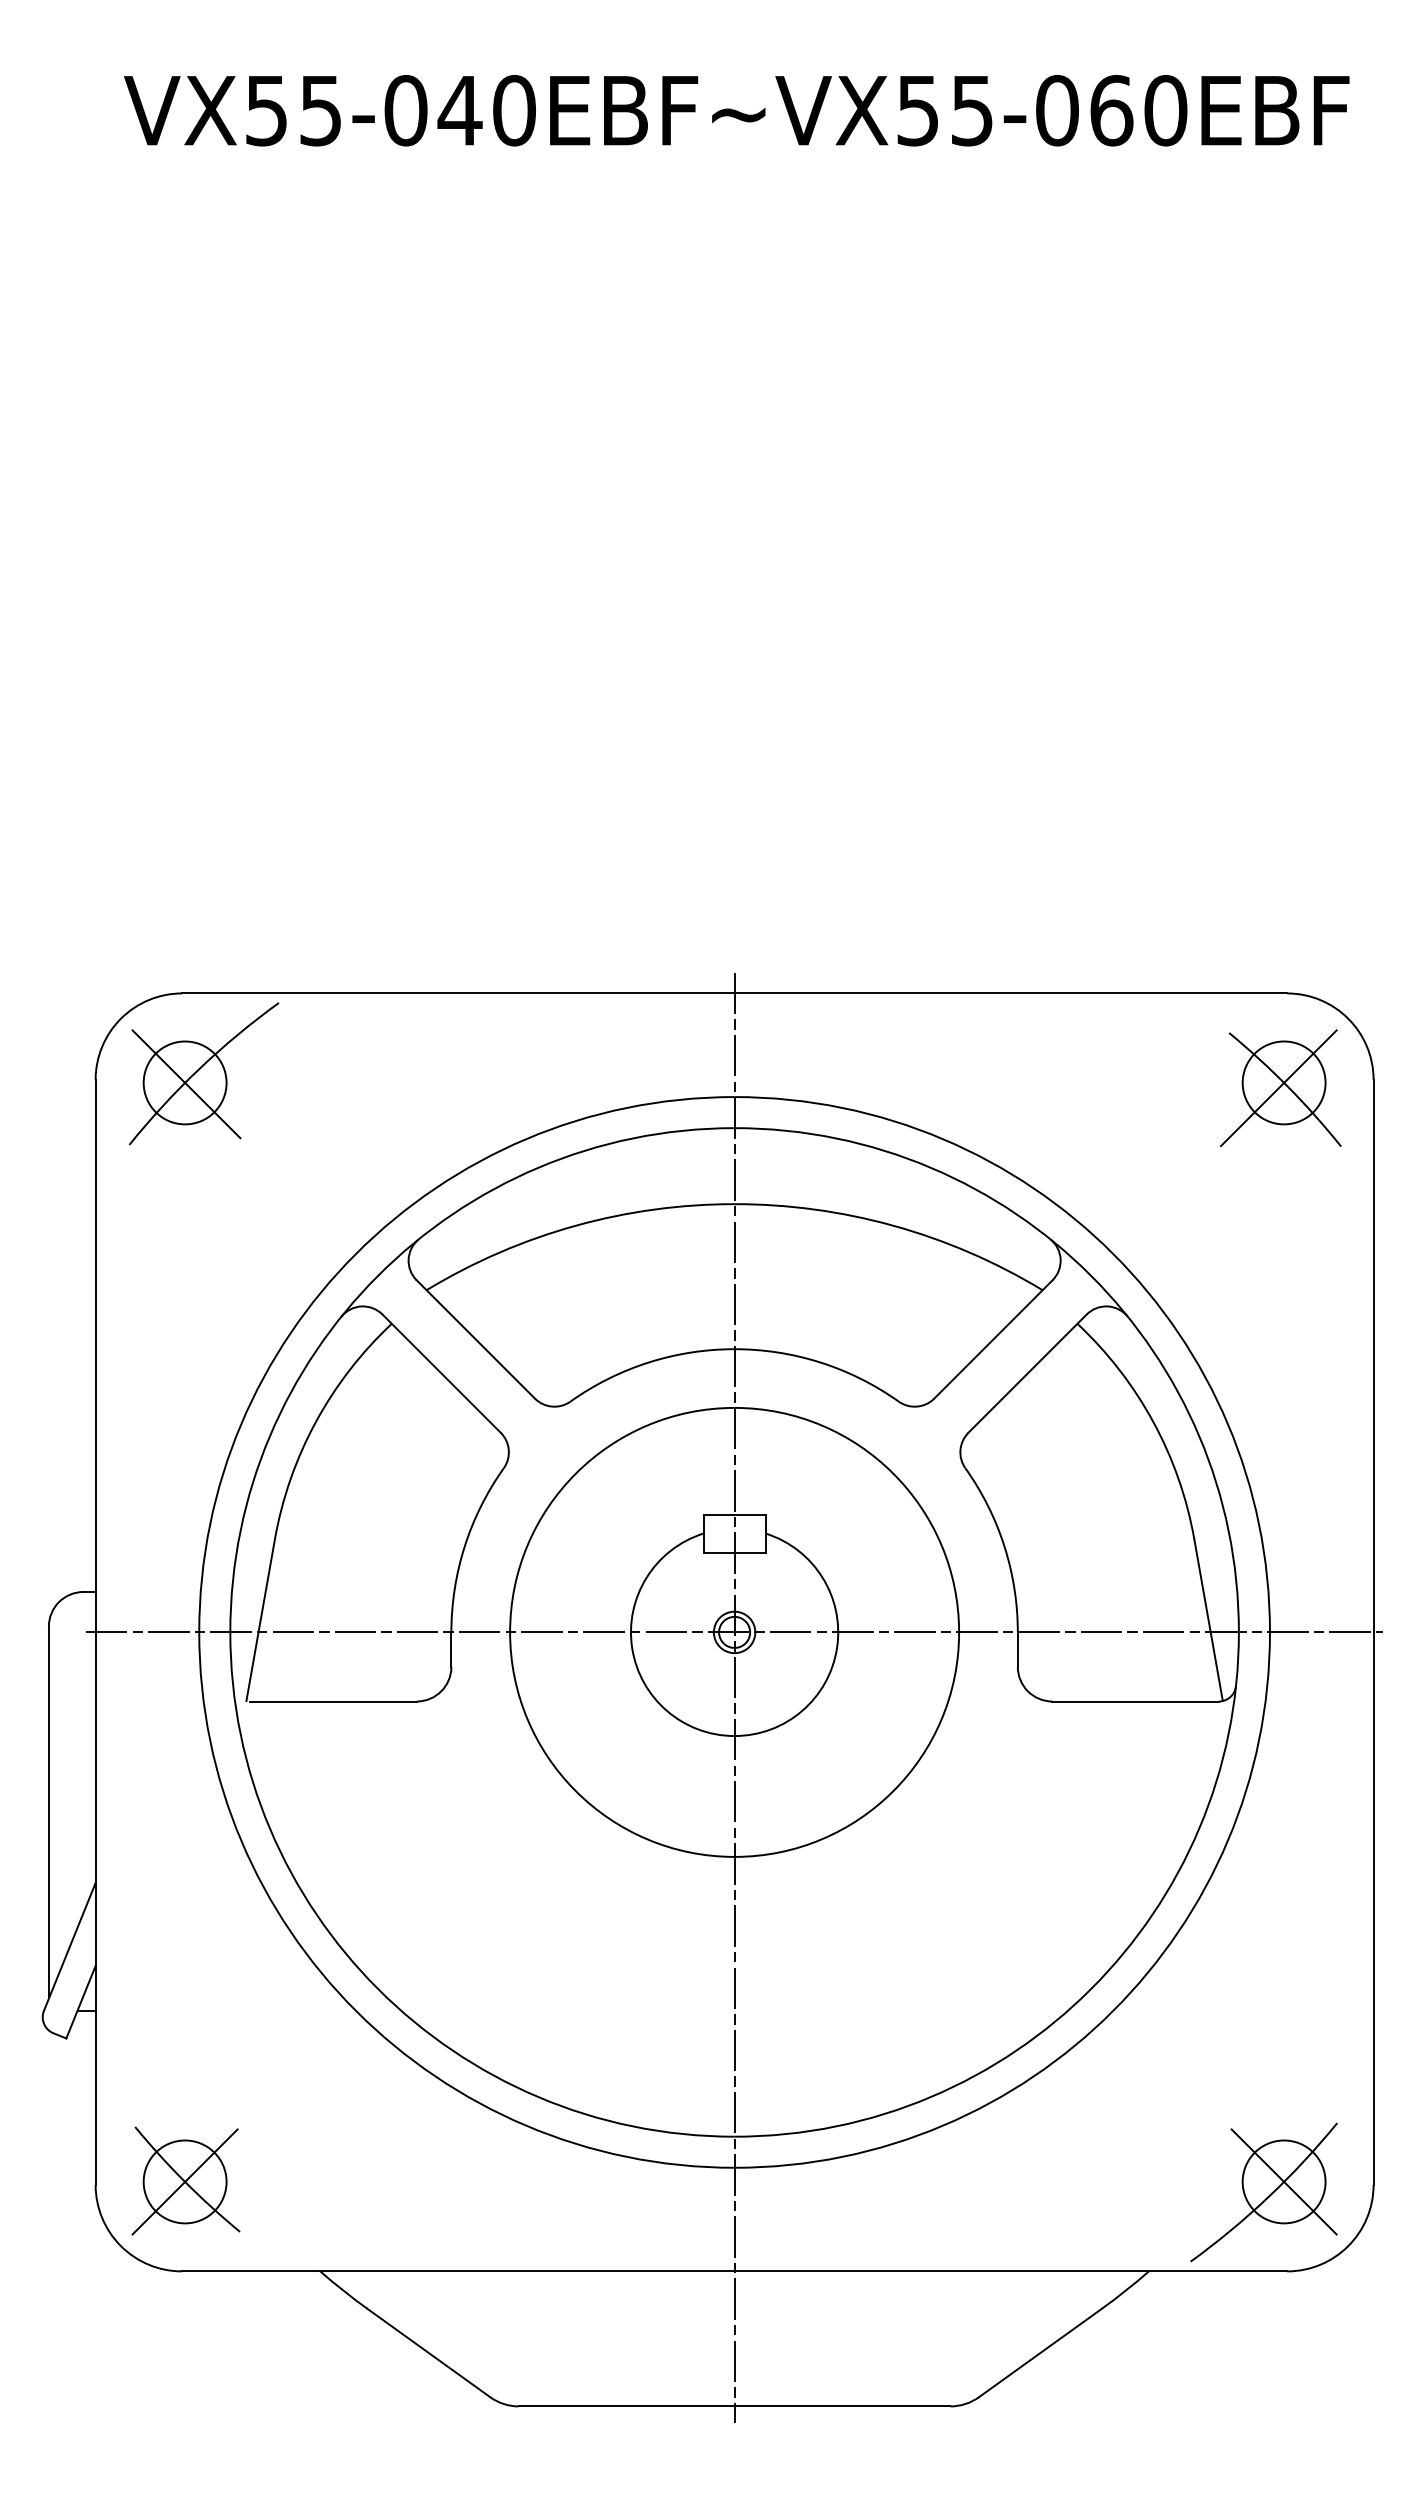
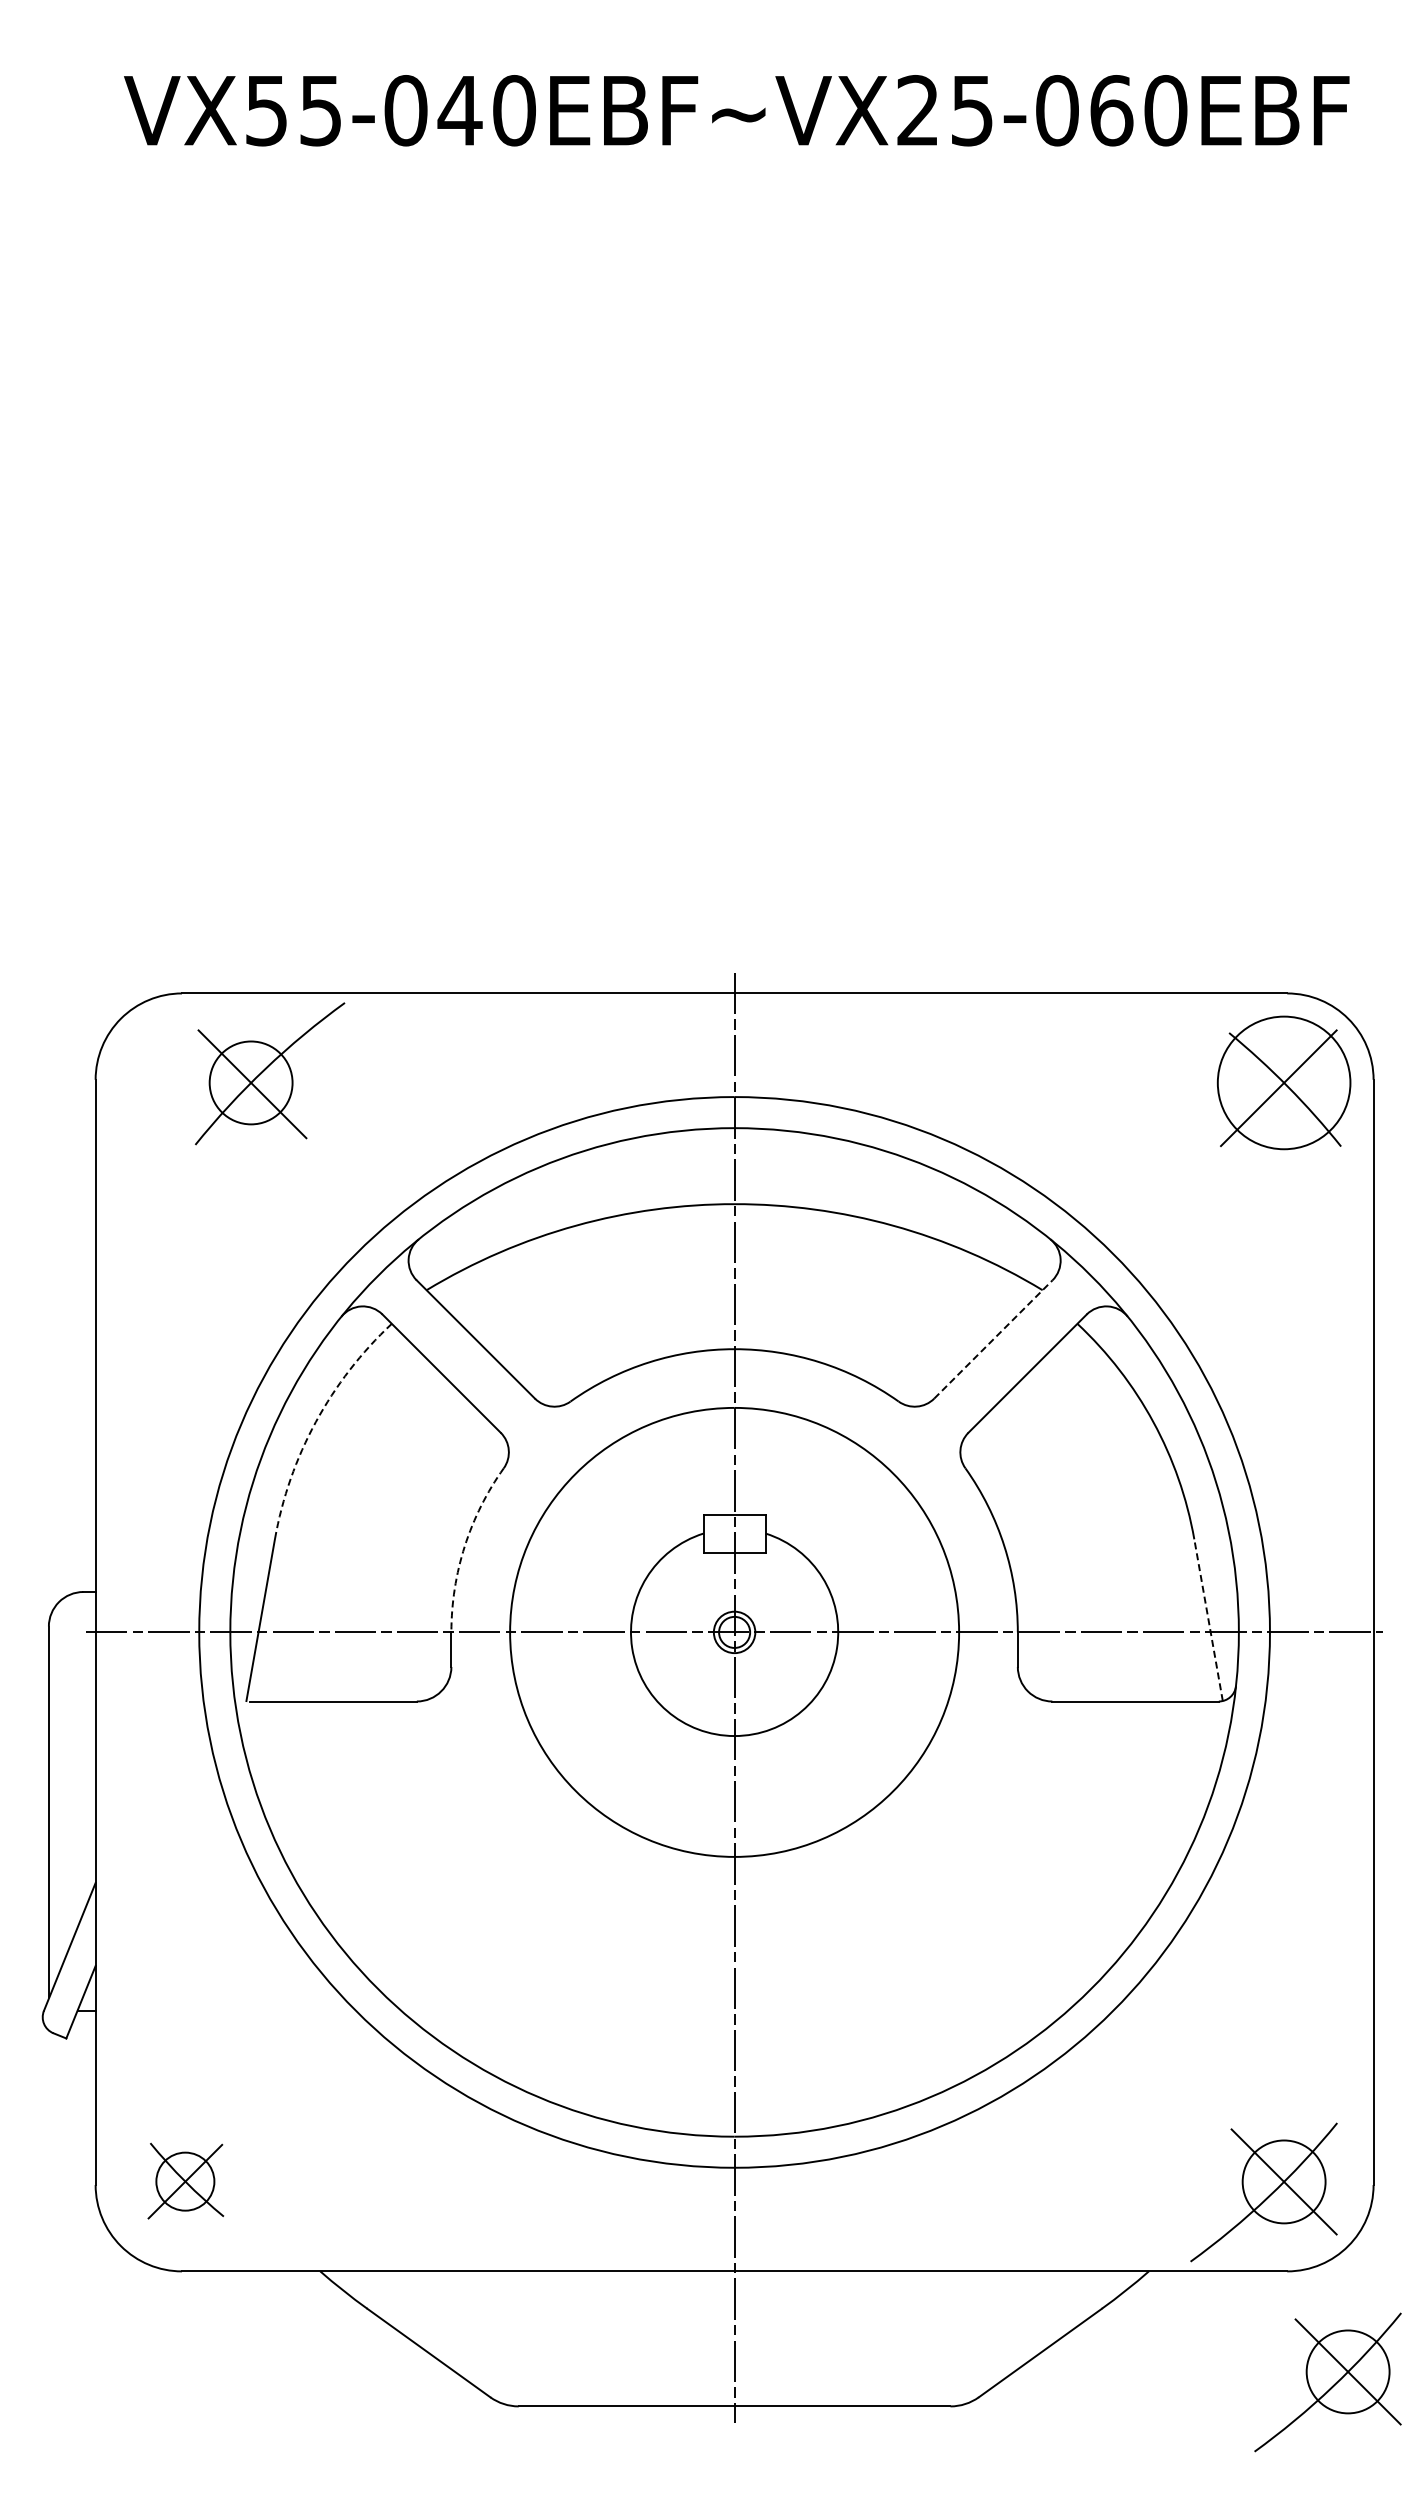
text: VX55-040EBF~VX55-060EBF -> VX55-040EBF~VX25-060EBF (917, 110)
part position: (204, 1073) -> (270, 1073) (270, 1073)
circle diameter: 83 px -> 133 px (1283, 1082)
line: solid -> dashed (993, 1339)
arc: solid -> dashed (315, 1422)
arc: solid -> dashed (464, 1546)
line: solid -> dashed (1208, 1619)
part size: 110x110 px -> 78x78 px (185, 2180)
part: none -> present (1327, 2382)
